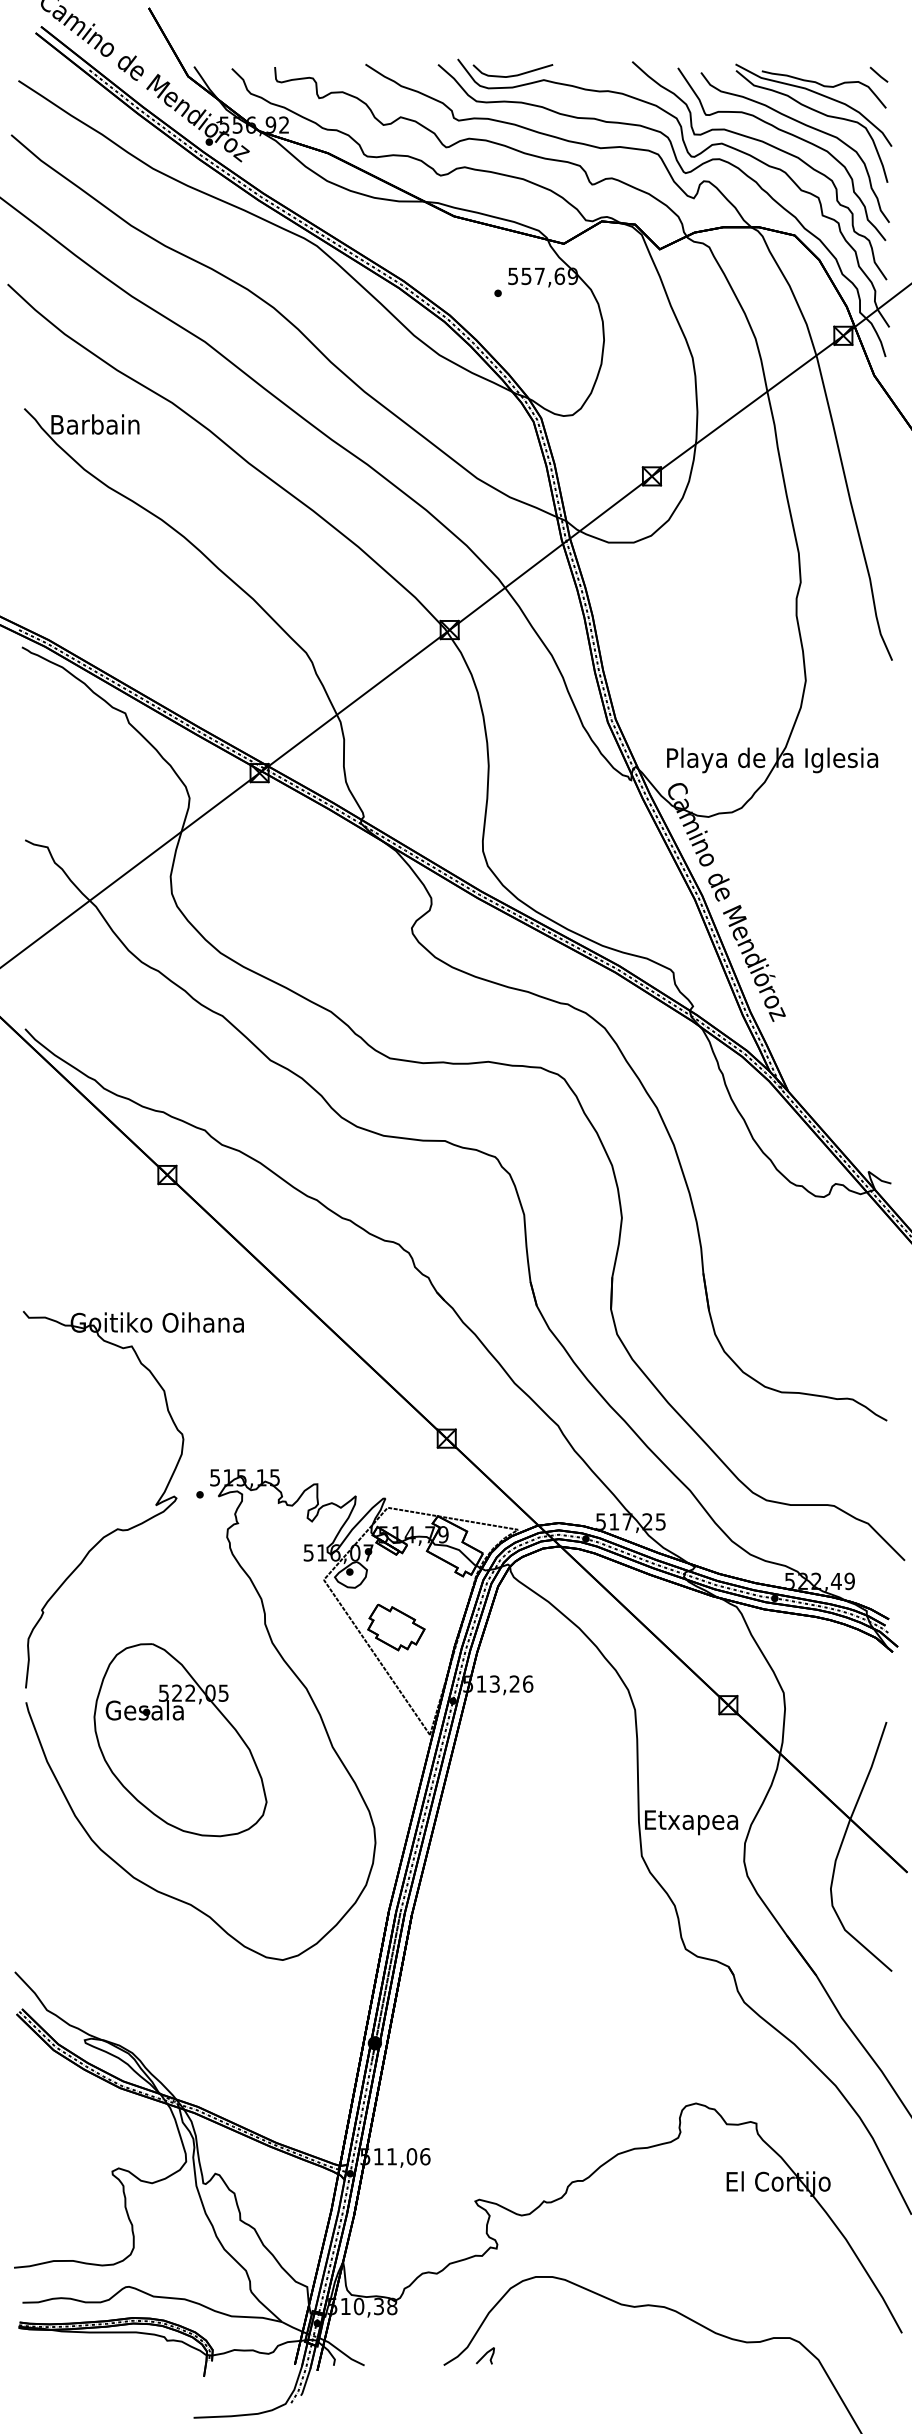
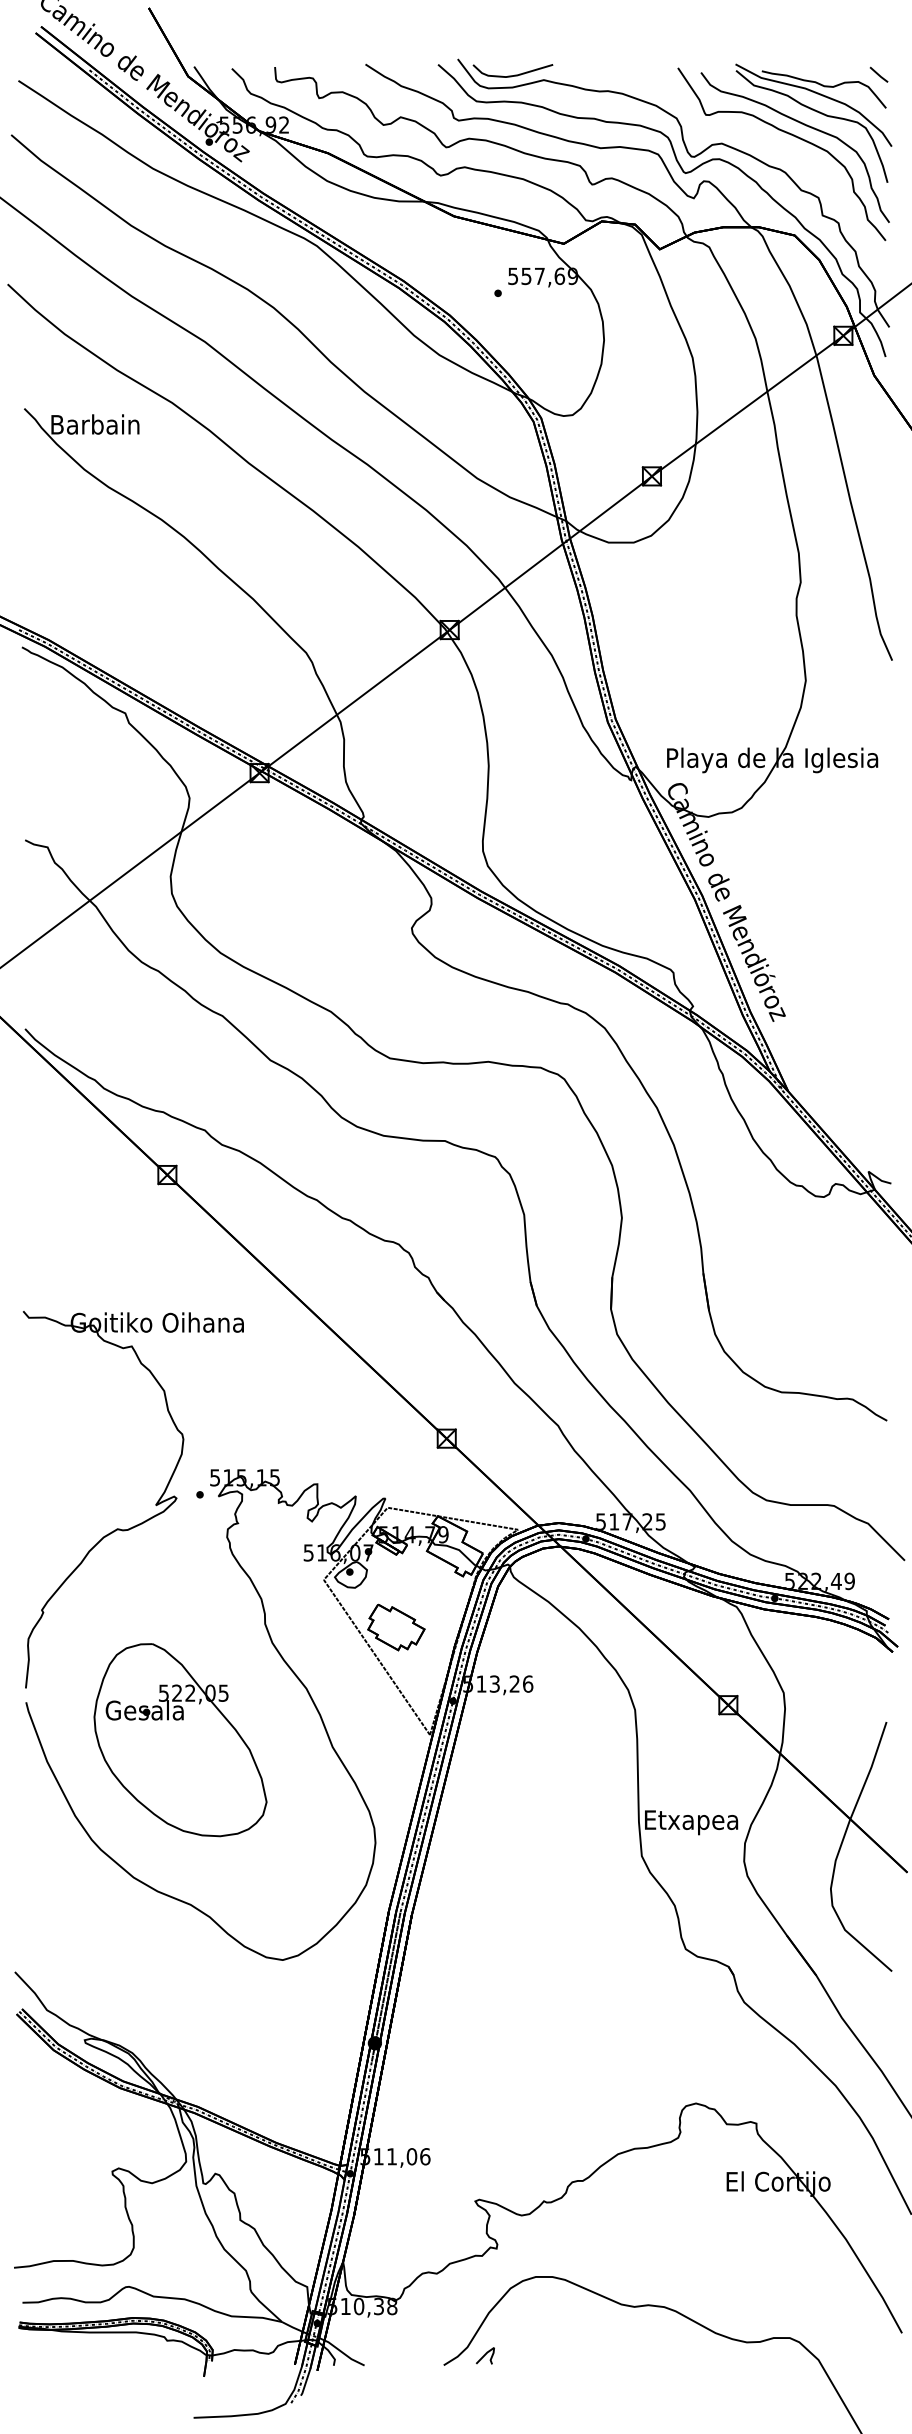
curve: present -> none (770, 146)
